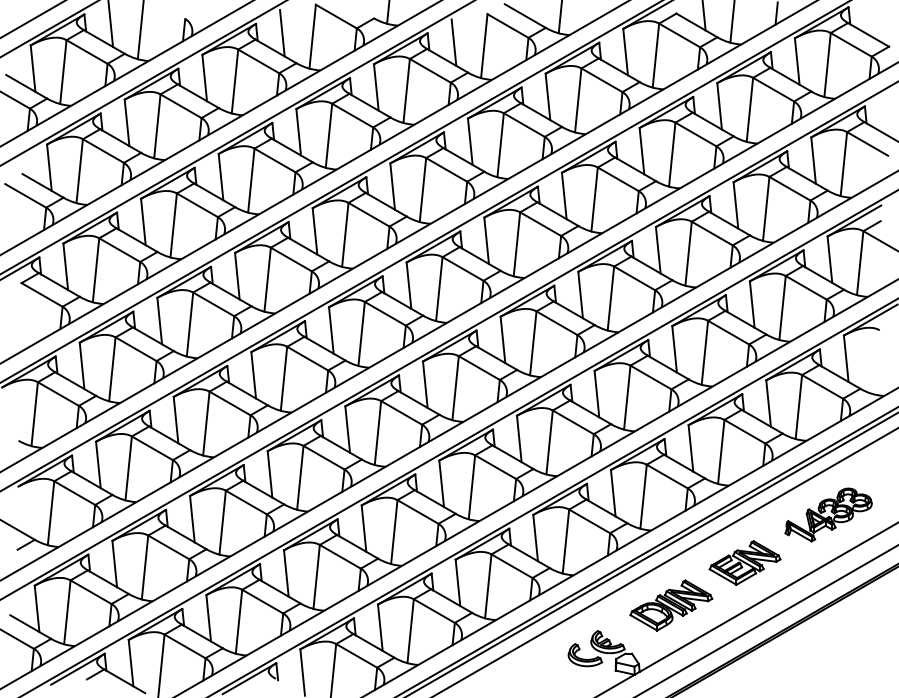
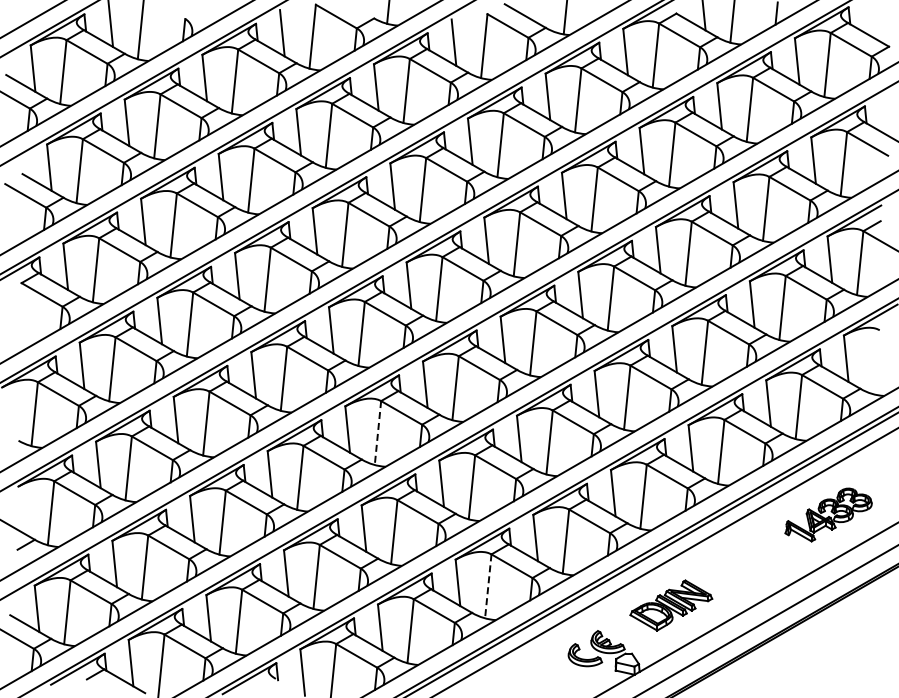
line position: (559, 17) -> (564, 18) (564, 18)
line: solid -> dashed (377, 433)
part: present -> none (744, 562)
line: solid -> dashed (488, 586)
